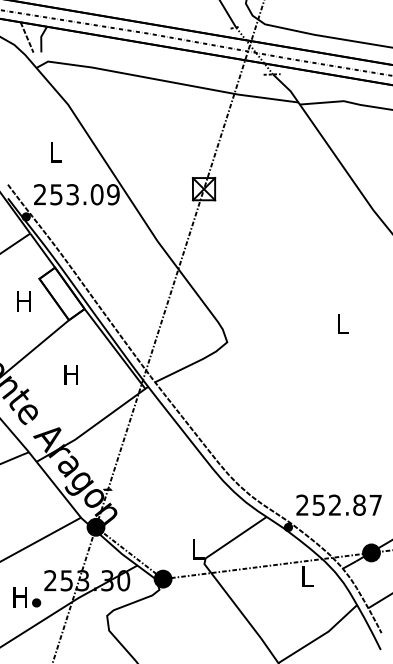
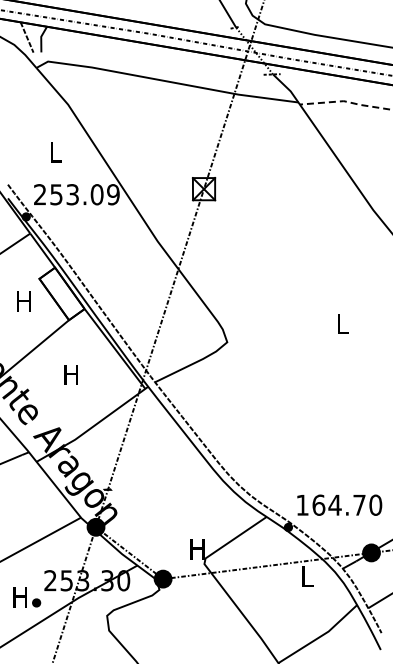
line: solid -> dashed (345, 101)
text: 252.87 -> 164.70 (339, 504)
text: L -> H (197, 549)
